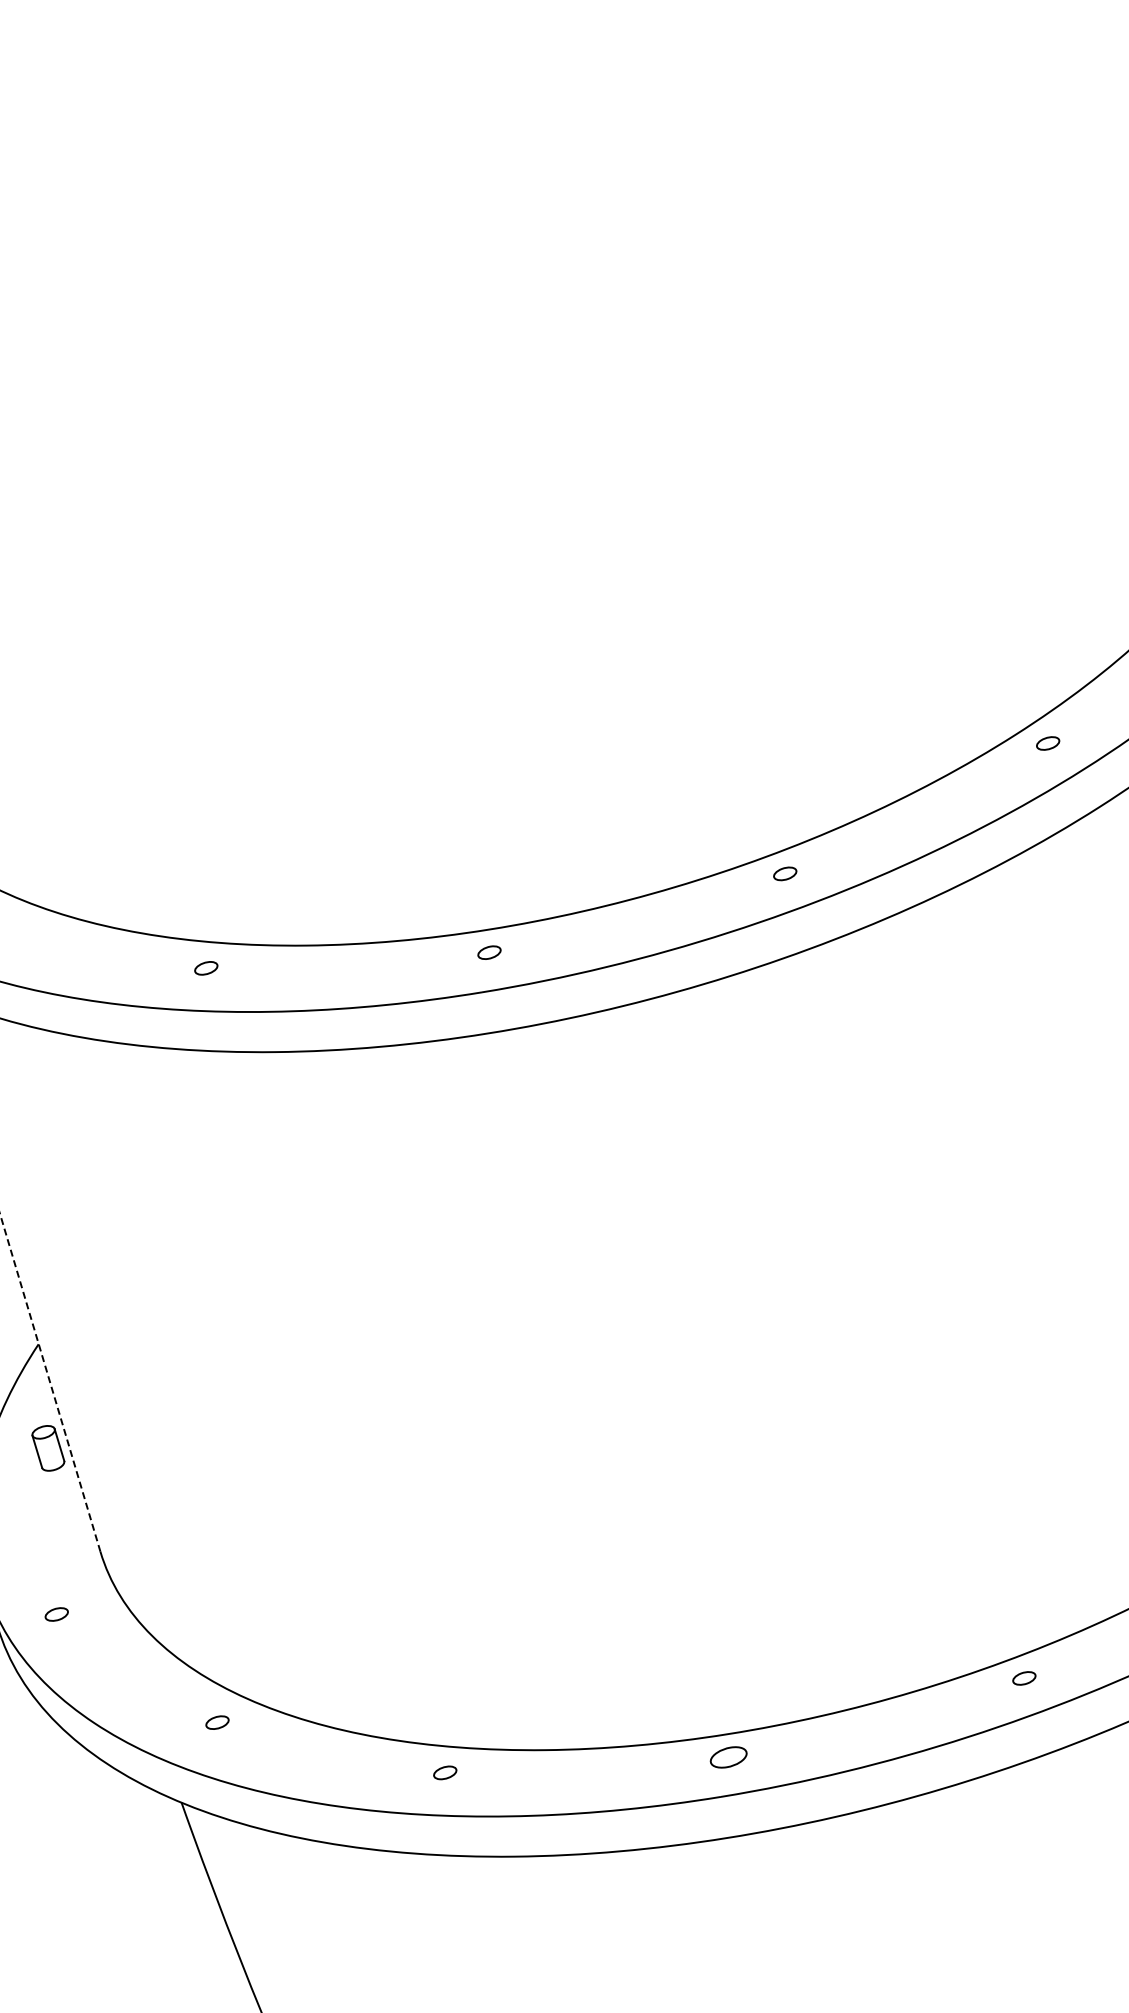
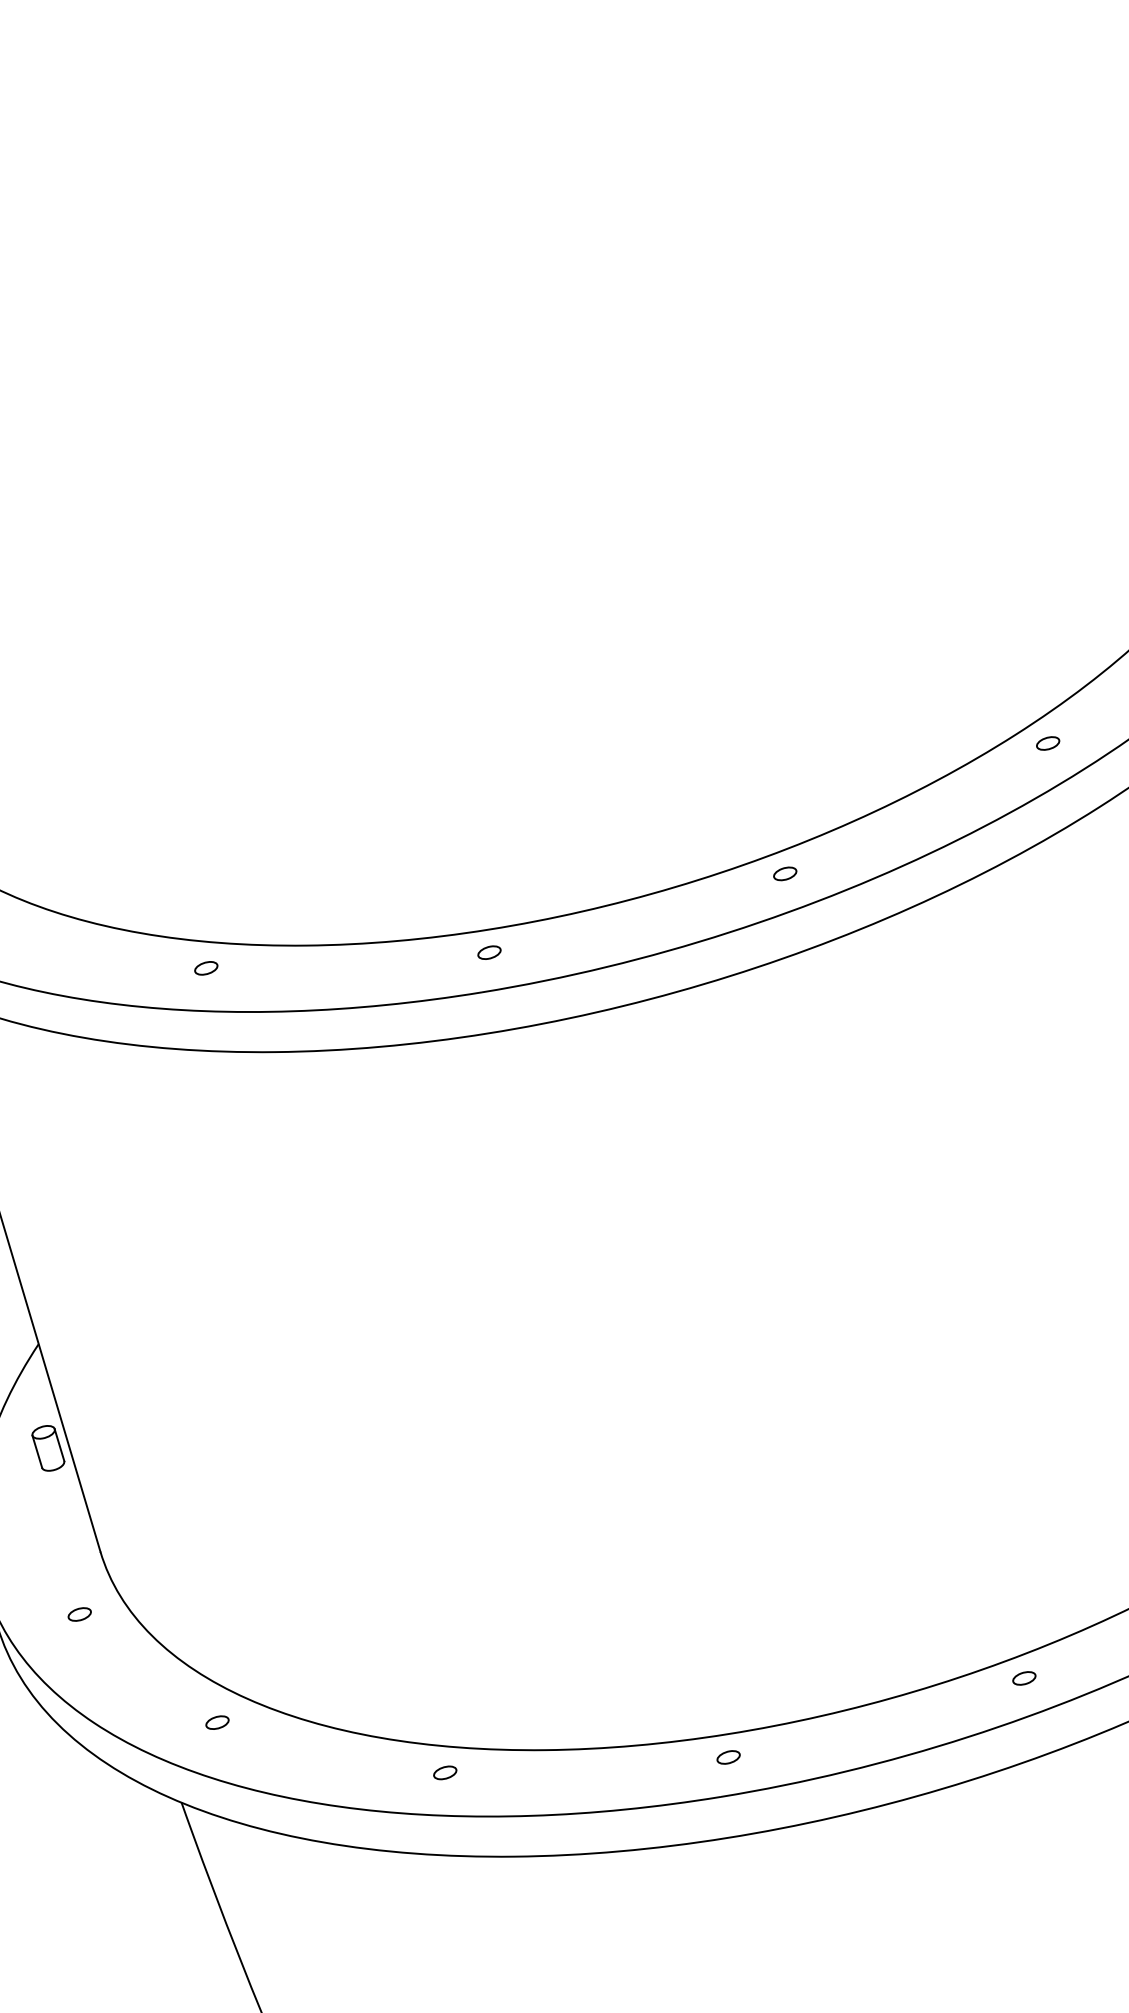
line: dashed -> solid (50, 1383)
part position: (56, 1614) -> (79, 1614) (79, 1614)
part size: 39x23 px -> 25x15 px (728, 1757)
